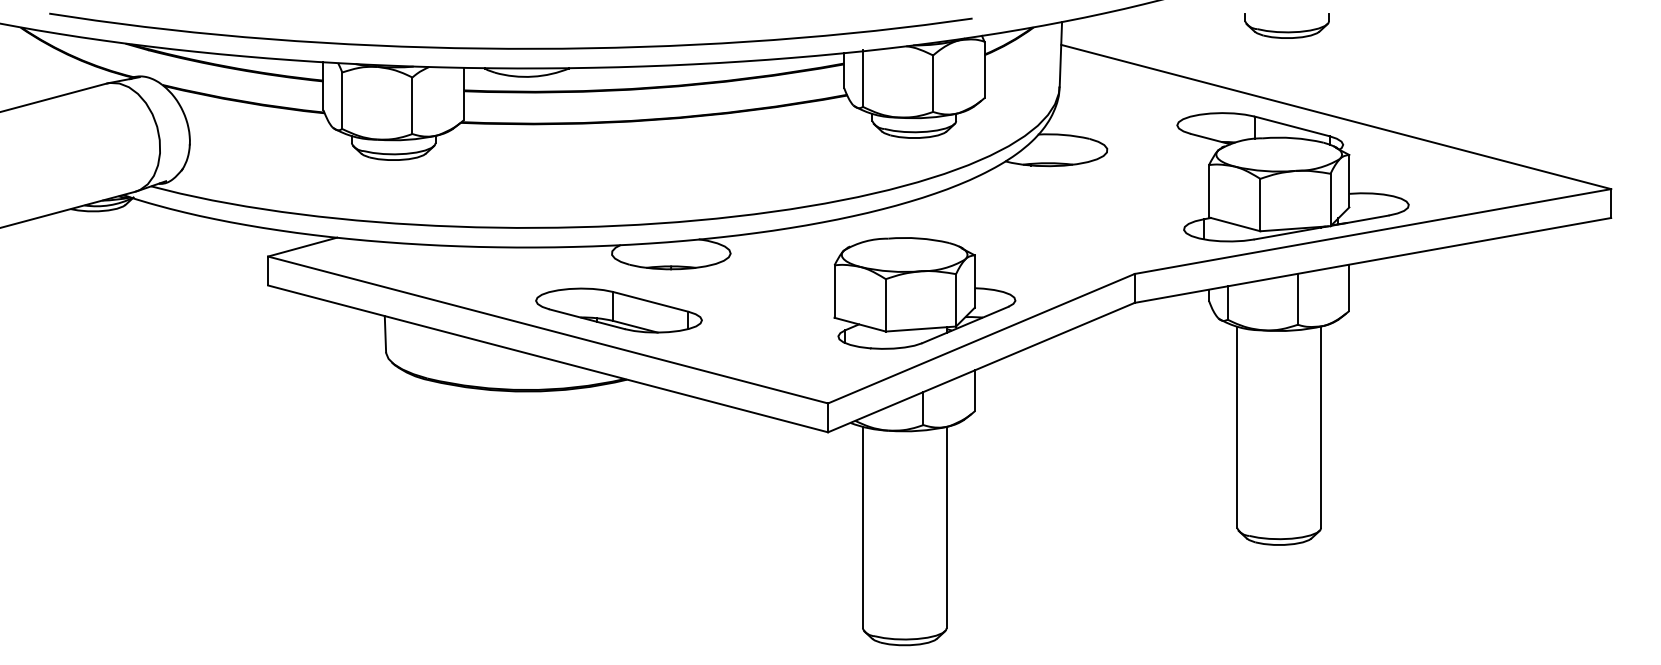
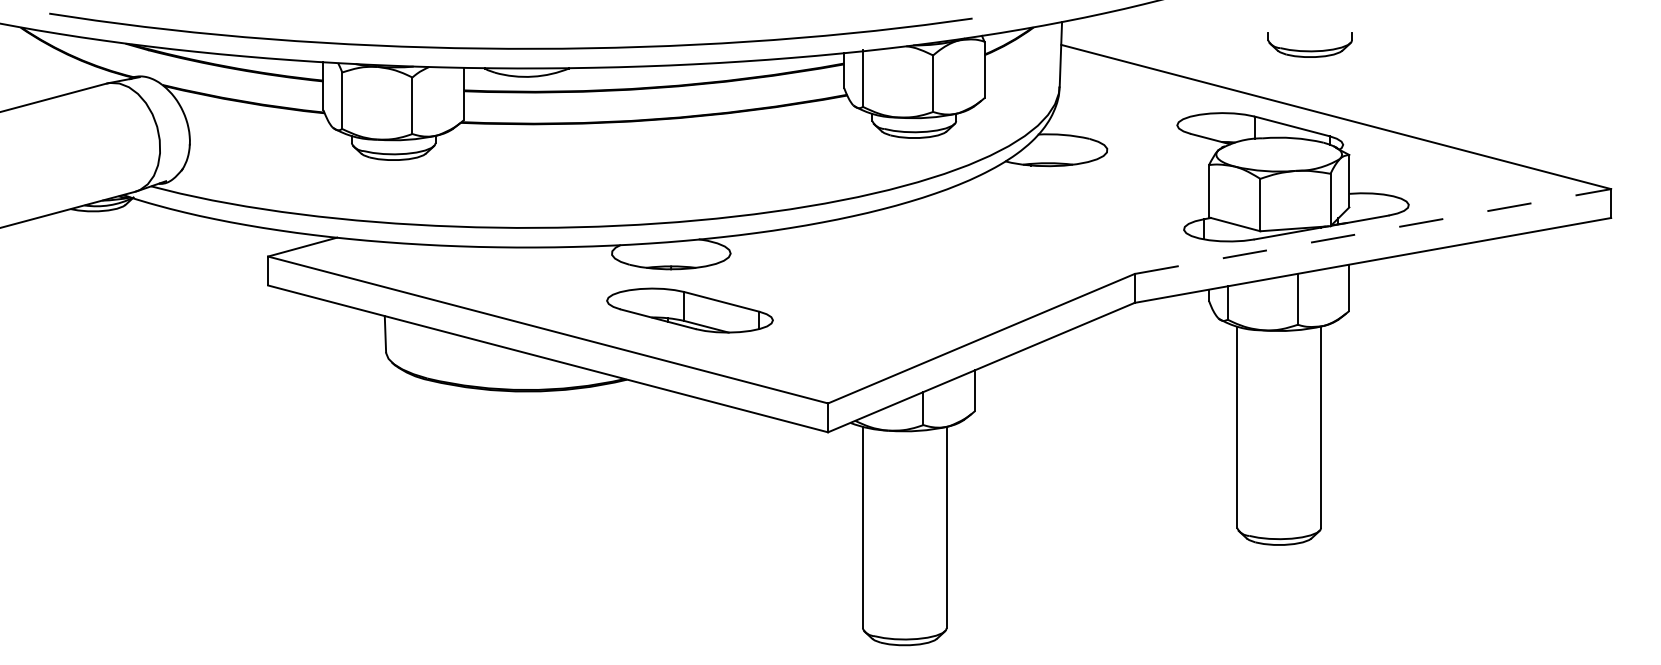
part position: (1286, 25) -> (1309, 44) (1309, 44)
line: solid -> dashed (1372, 231)
part: present -> none (924, 293)
part position: (618, 310) -> (689, 310) (689, 310)
